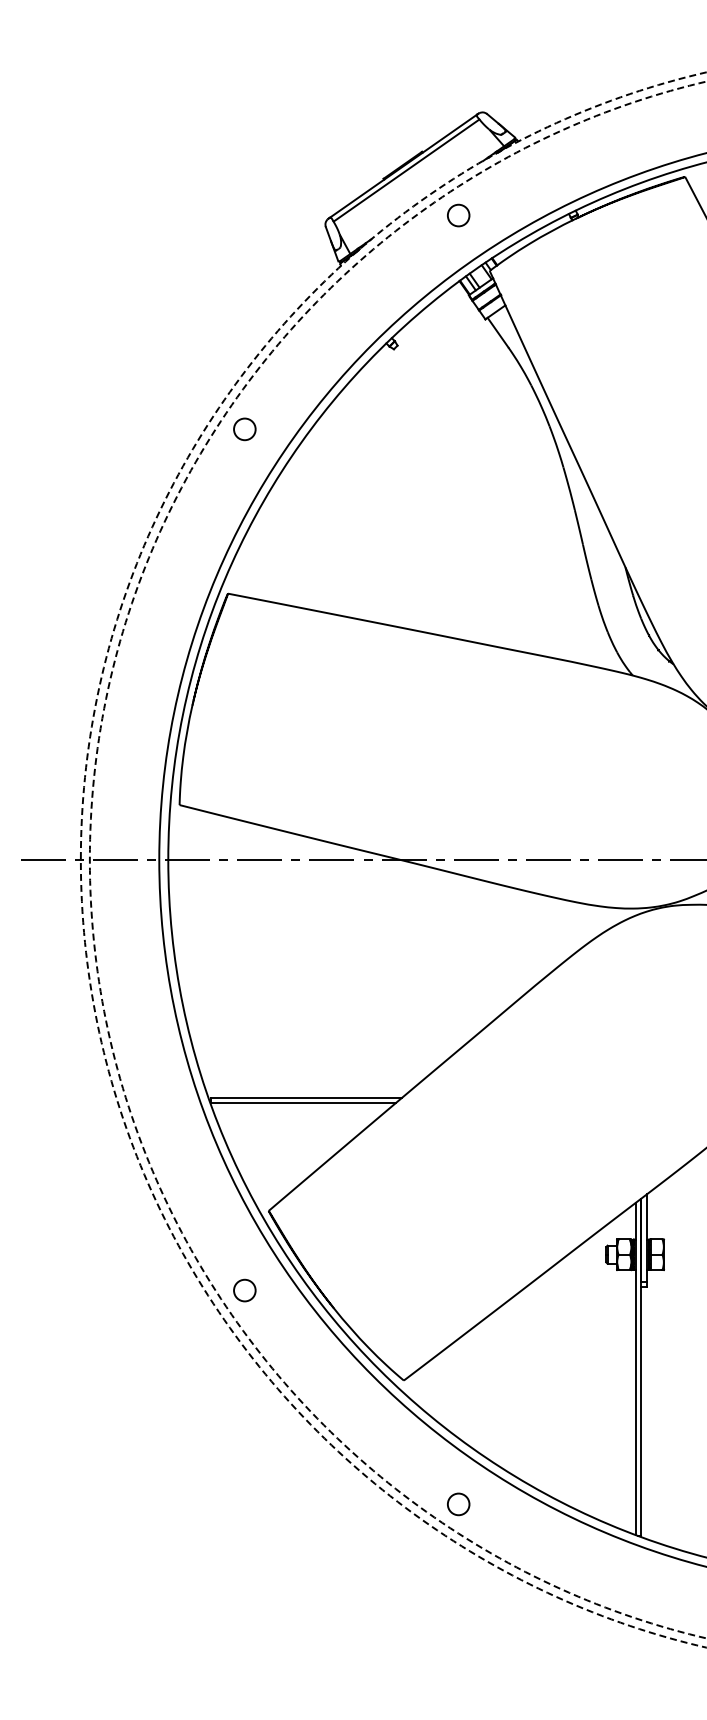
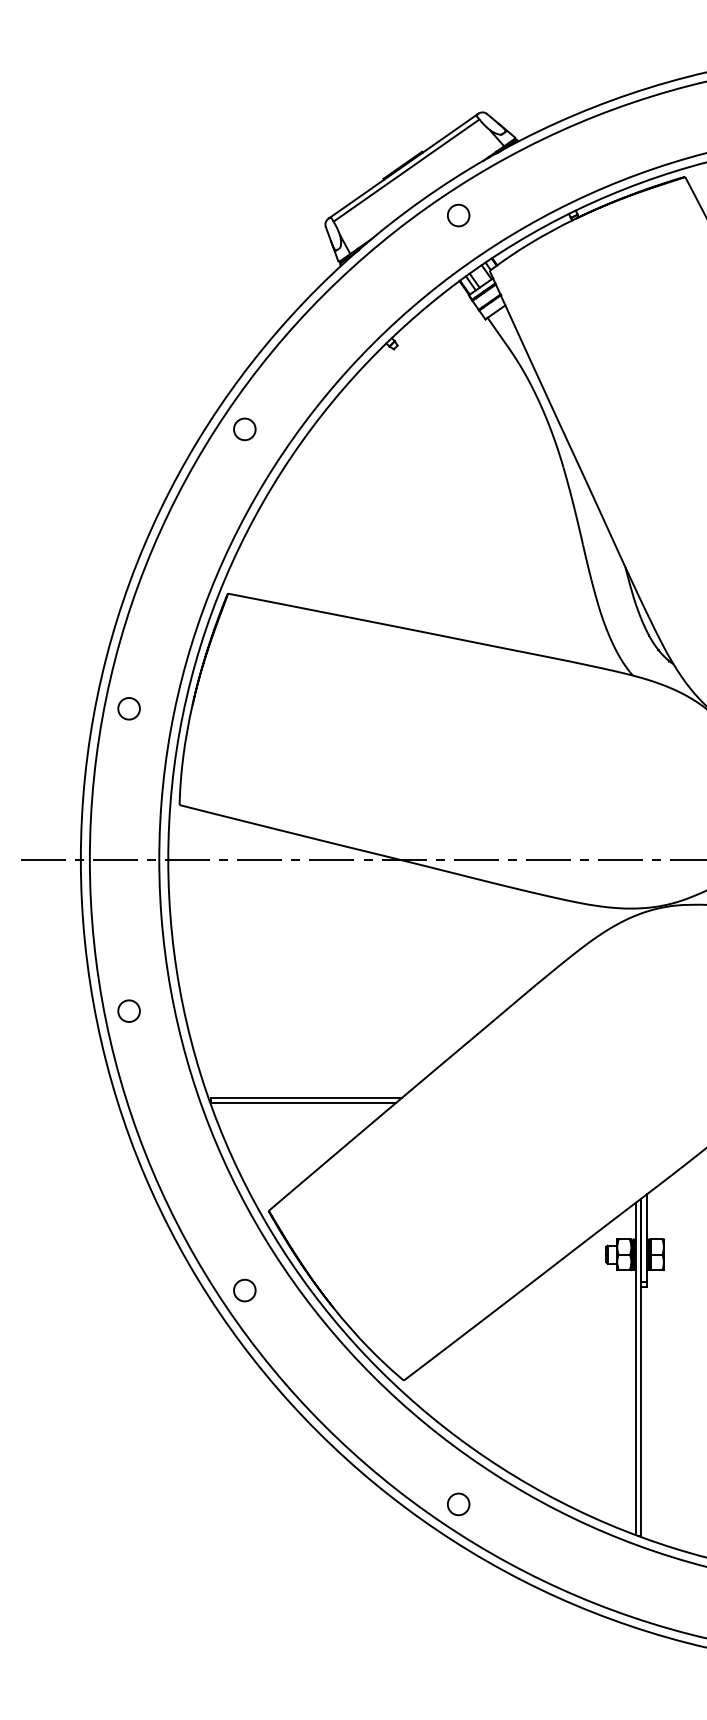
circle: none -> present (128, 708)
circle: dashed -> solid (393, 859)
circle: dashed -> solid (397, 859)
circle: none -> present (128, 1010)
